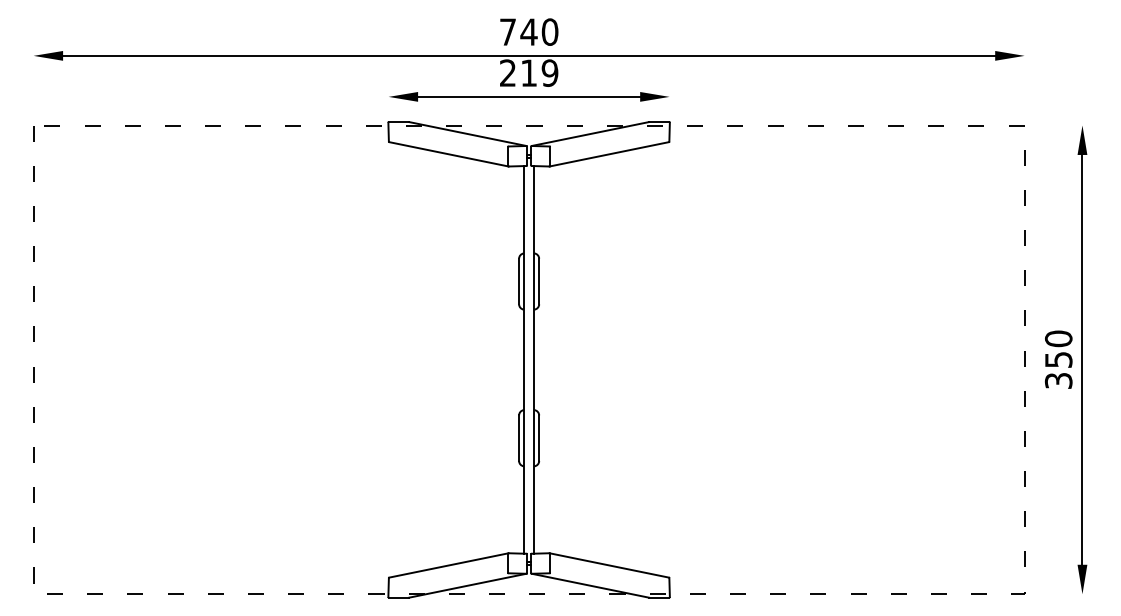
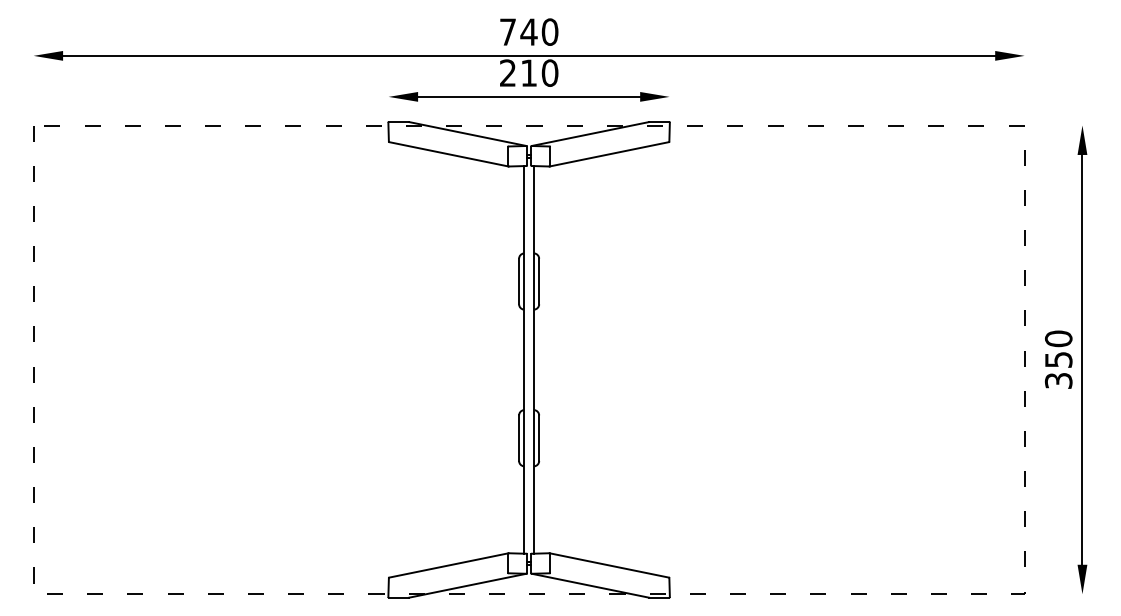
text: 219 -> 210 (549, 72)
